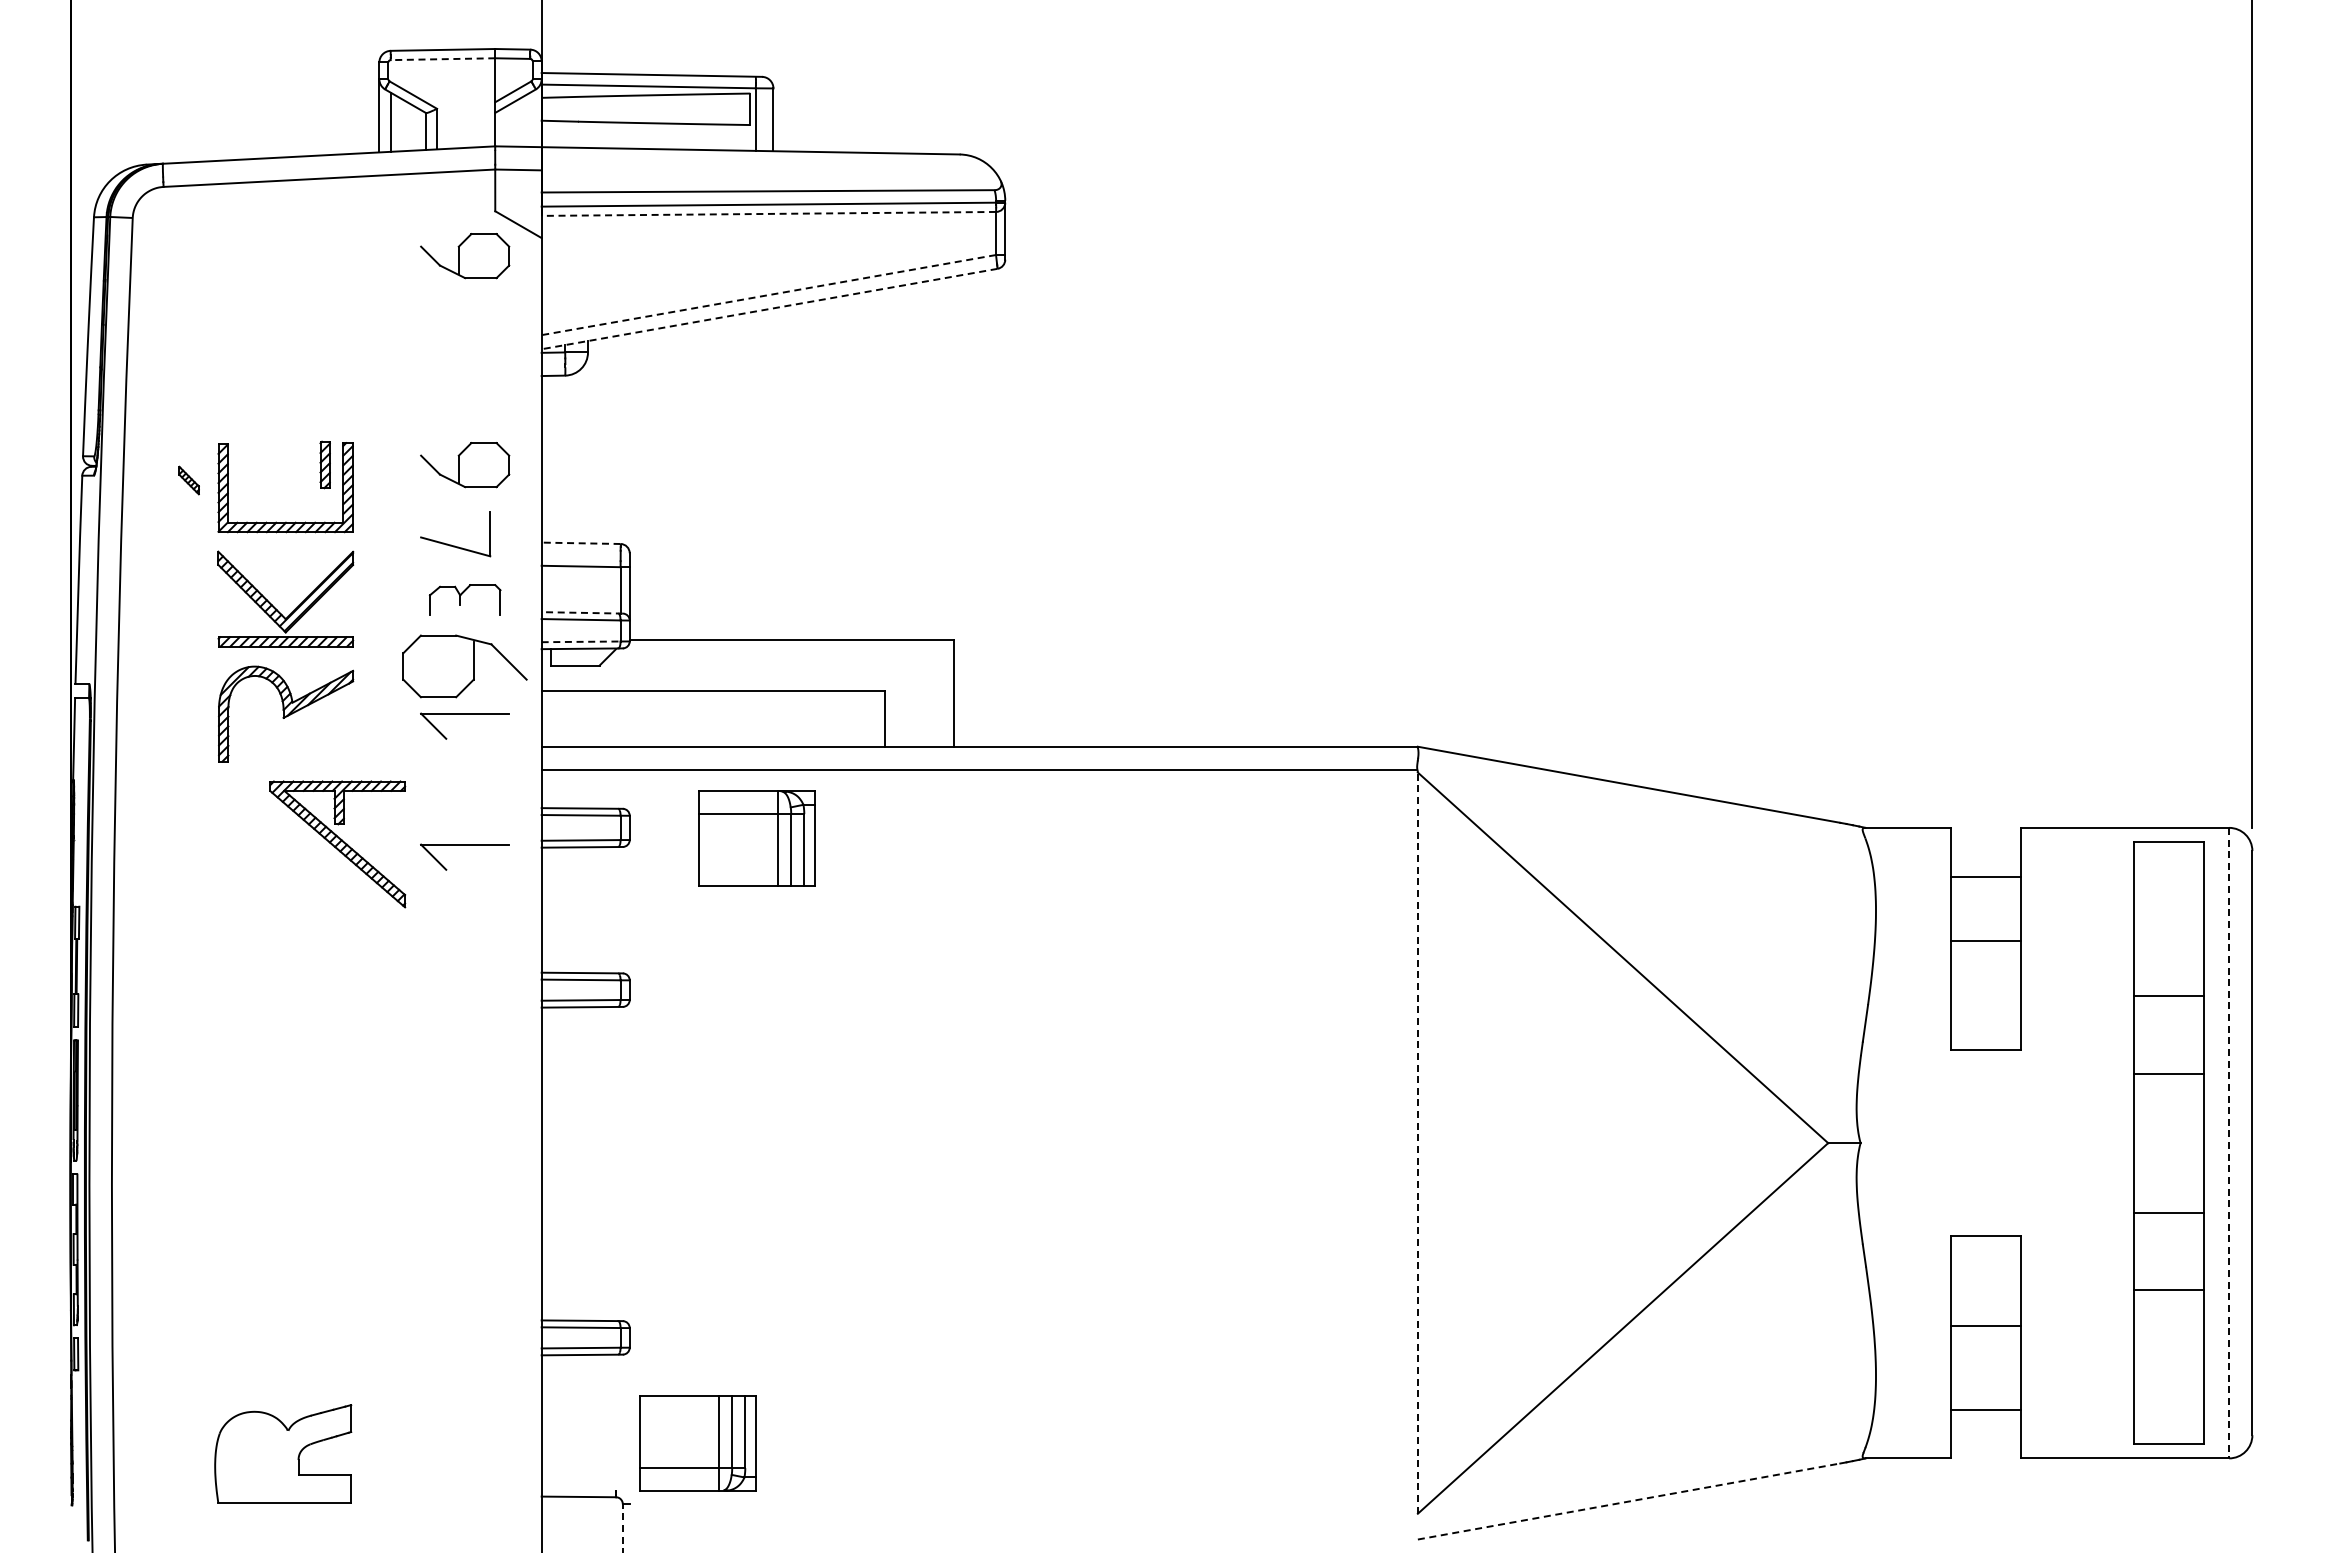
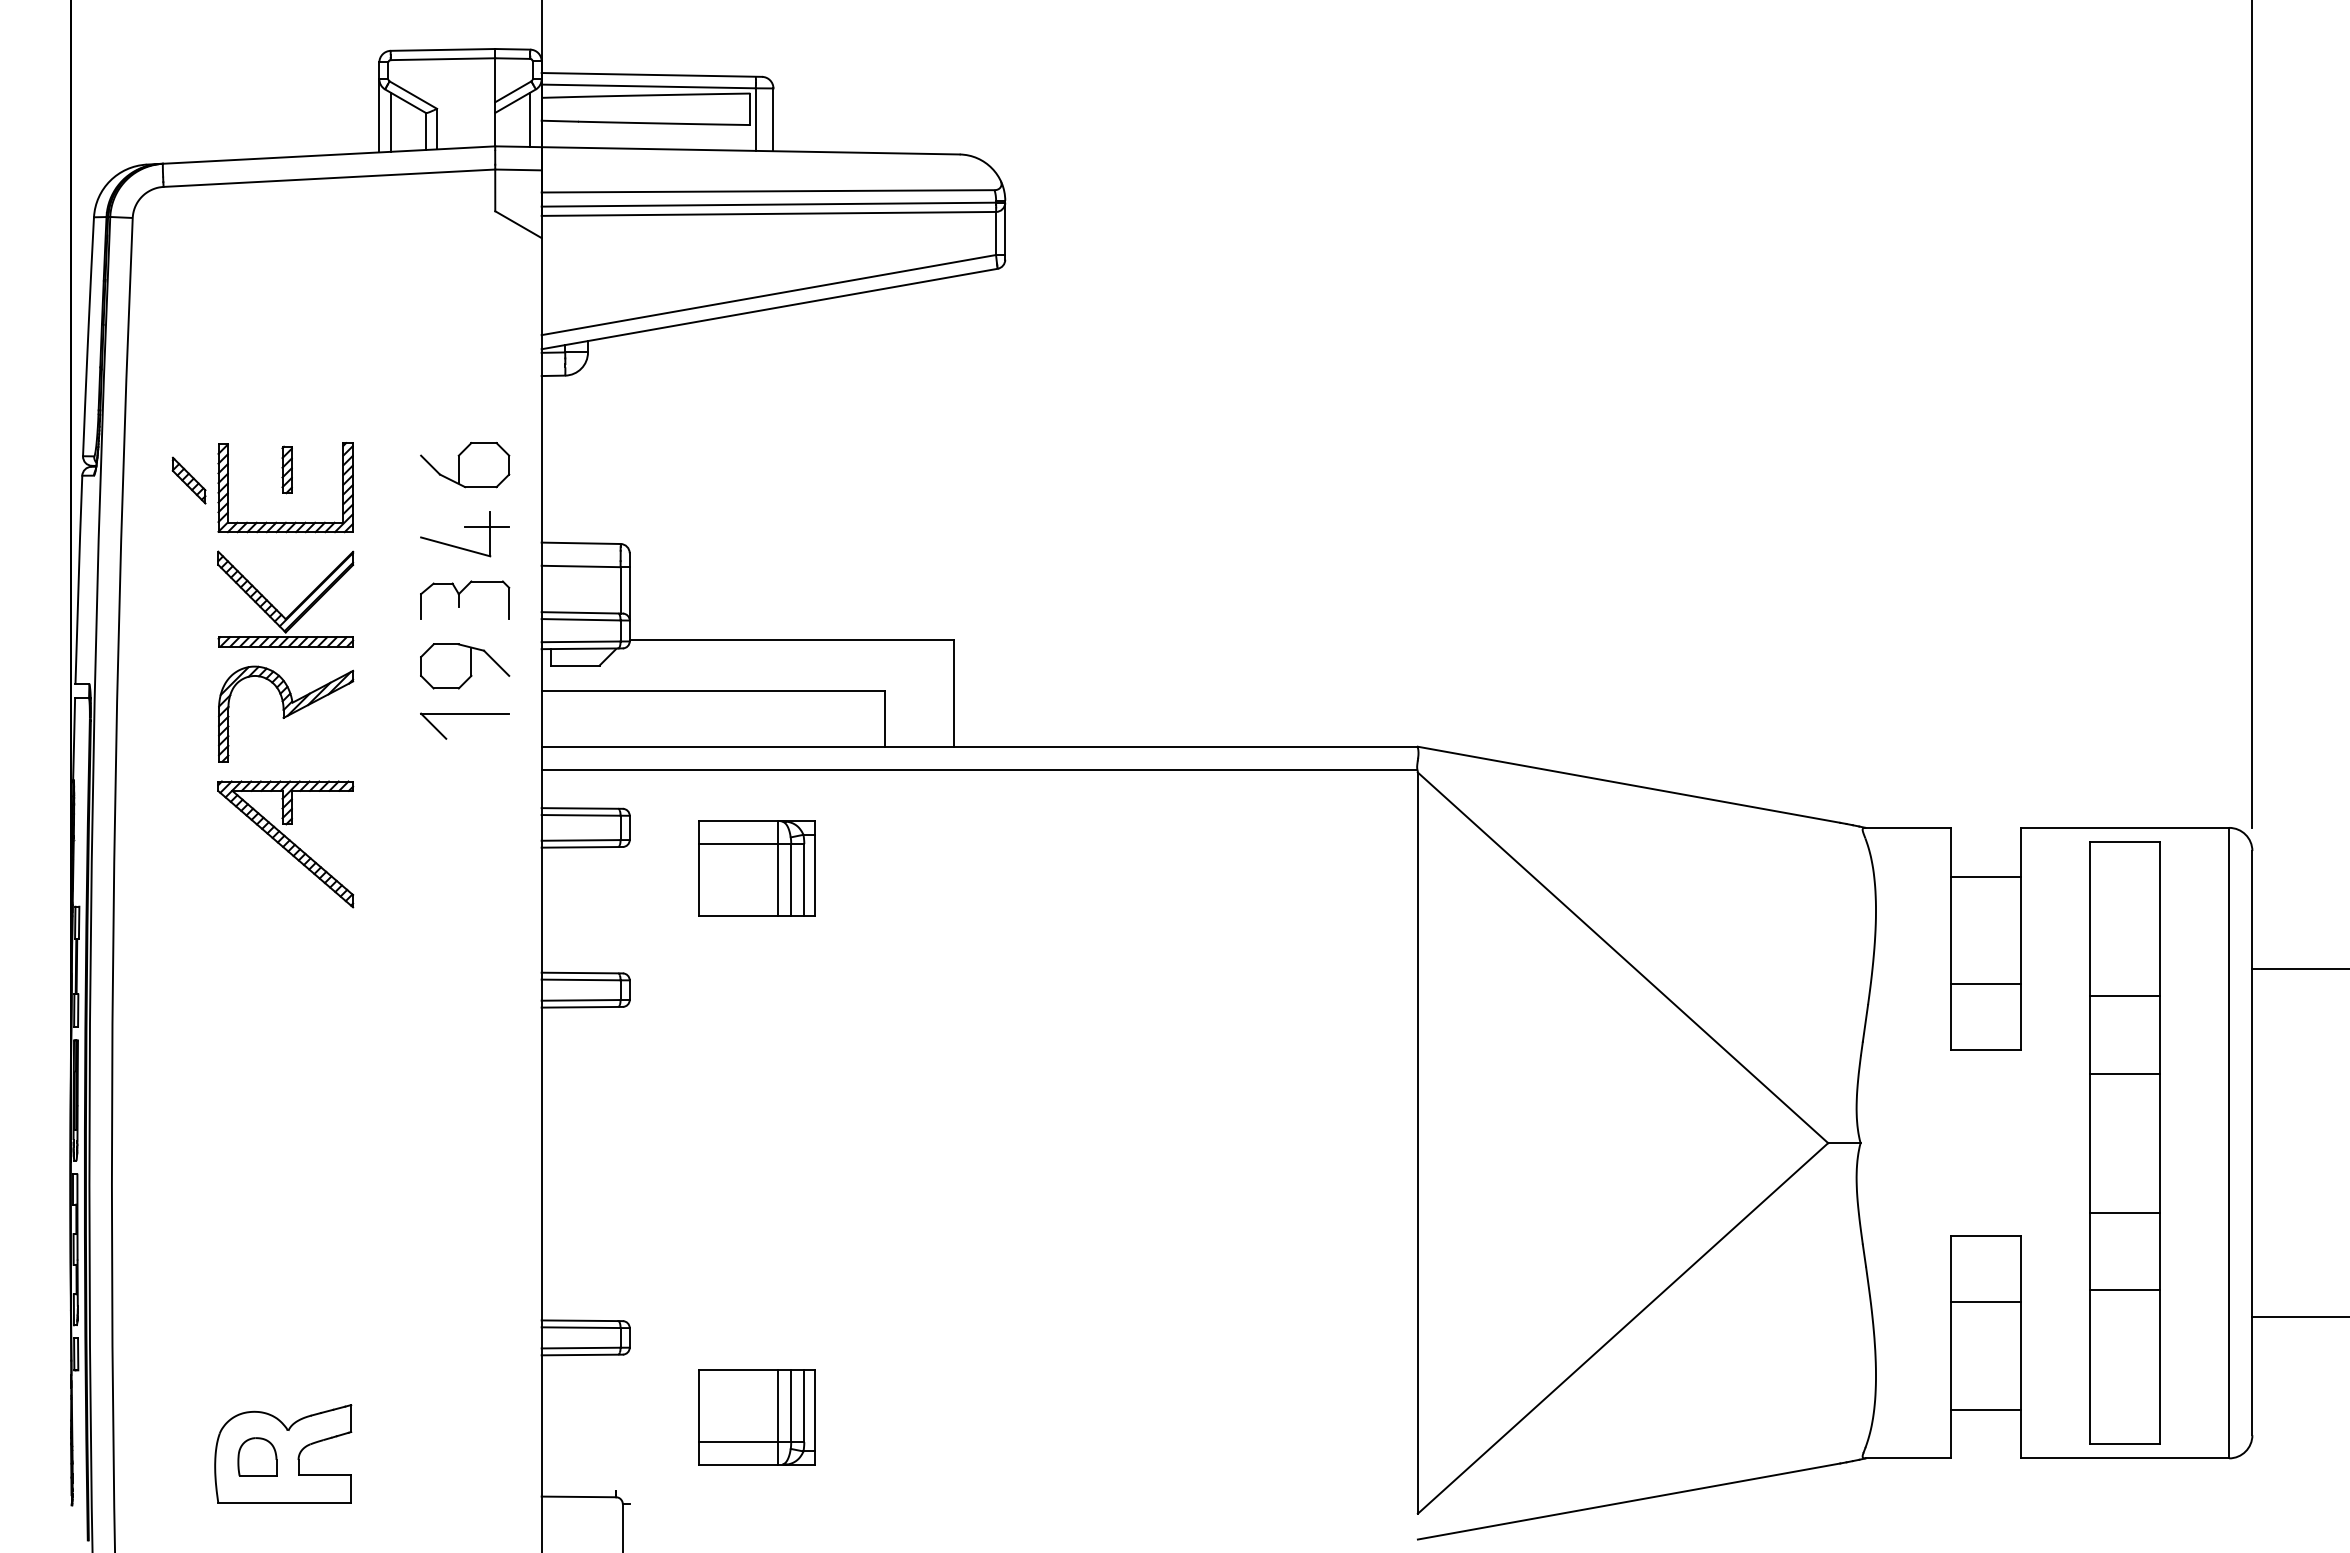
line: dashed -> solid (442, 59)
line: none -> present (530, 119)
line: dashed -> solid (768, 213)
part: present -> none (465, 256)
line: dashed -> solid (768, 295)
line: dashed -> solid (769, 309)
part position: (324, 464) -> (286, 469) (286, 469)
part size: 22x31 px -> 36x49 px (188, 480)
line: none -> present (487, 526)
line: dashed -> solid (580, 543)
part size: 74x32 px -> 91x40 px (465, 599)
line: dashed -> solid (582, 612)
line: dashed -> solid (581, 641)
part size: 126x65 px -> 91x47 px (465, 666)
part position: (756, 838) -> (756, 868) (756, 868)
part position: (337, 844) -> (285, 844) (285, 844)
part: present -> none (464, 845)
line position: (1985, 940) -> (1985, 983) (1985, 983)
line: none -> present (2299, 969)
part position: (2168, 1142) -> (2124, 1142) (2124, 1142)
line: dashed -> solid (1417, 1143)
line: dashed -> solid (2229, 1143)
line: none -> present (2299, 1316)
line position: (1985, 1326) -> (1985, 1302) (1985, 1302)
part position: (697, 1443) -> (756, 1417) (756, 1417)
part: none -> present (257, 1456)
line: dashed -> solid (1629, 1501)
line: dashed -> solid (622, 1527)
